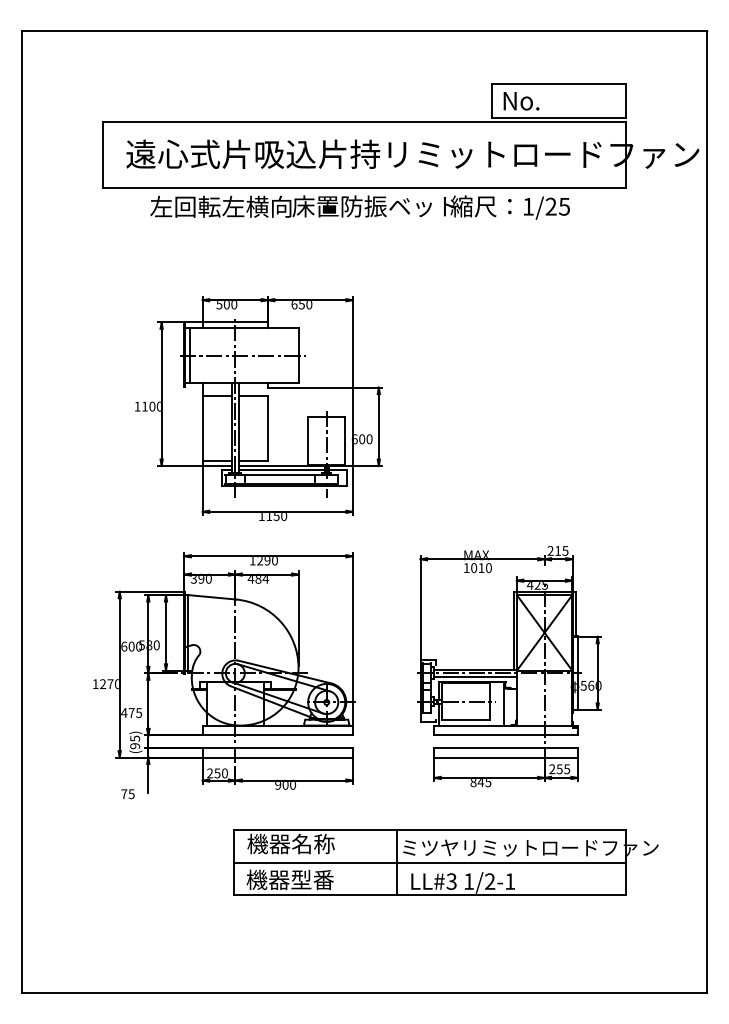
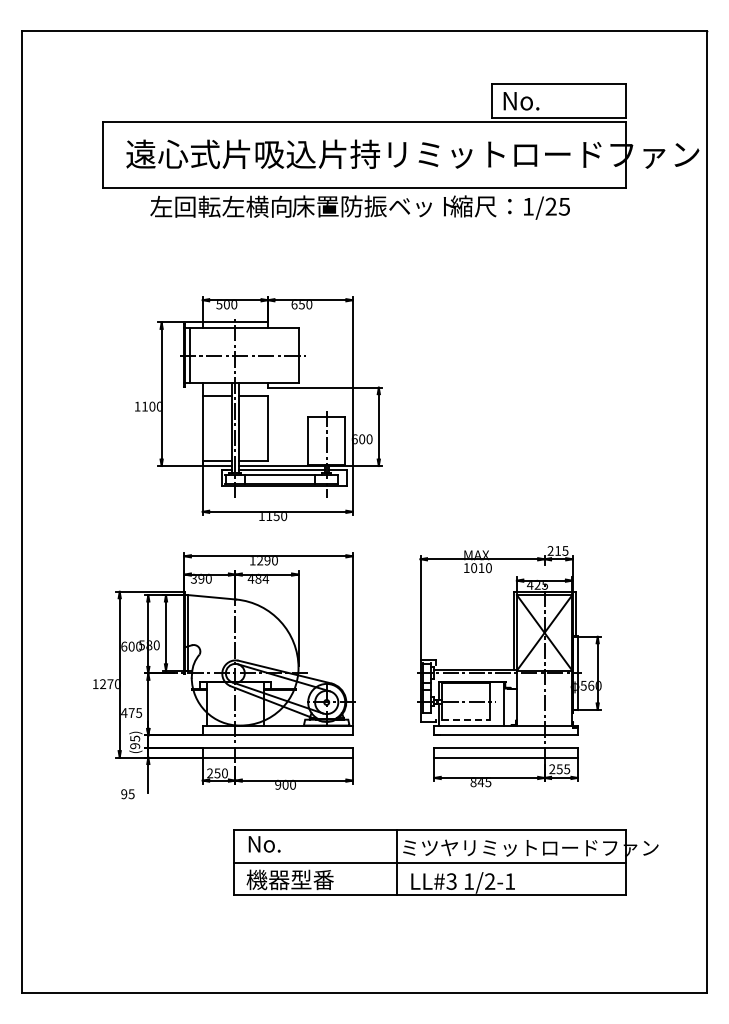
line: present -> none (475, 676)
line: solid -> dashed (465, 720)
text: 75 -> 95 (124, 794)
text: 機器名称 -> No. (290, 843)
